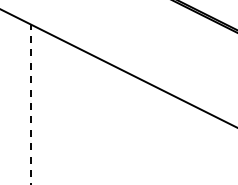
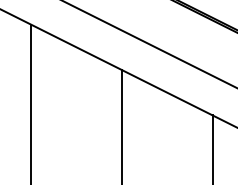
line: none -> present (149, 44)
line: dashed -> solid (31, 104)
line: none -> present (121, 125)
line: none -> present (212, 148)
